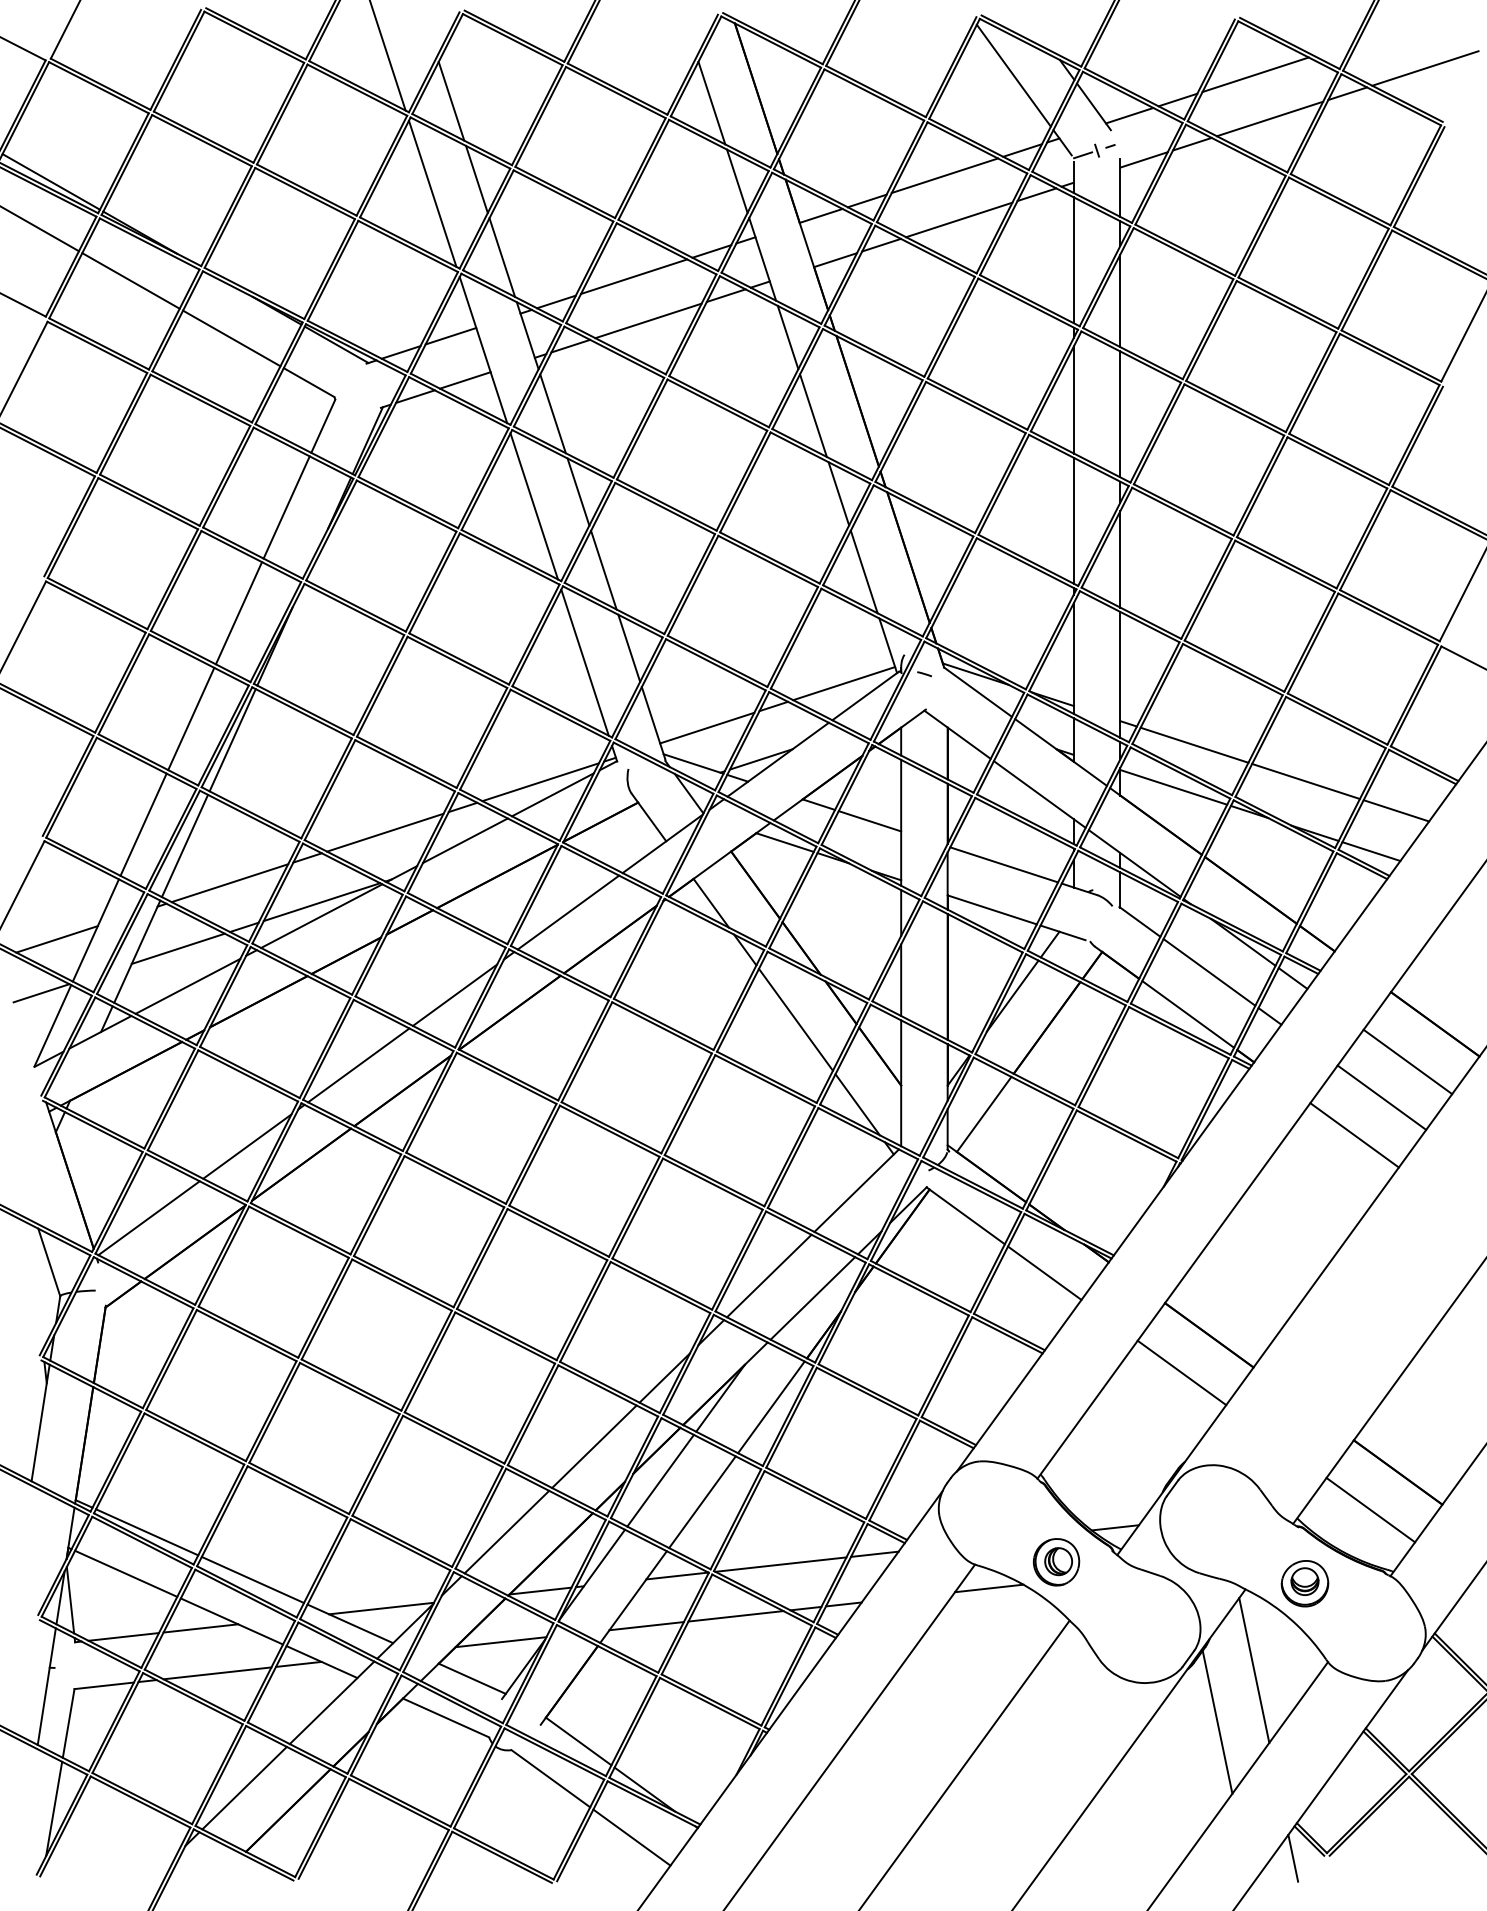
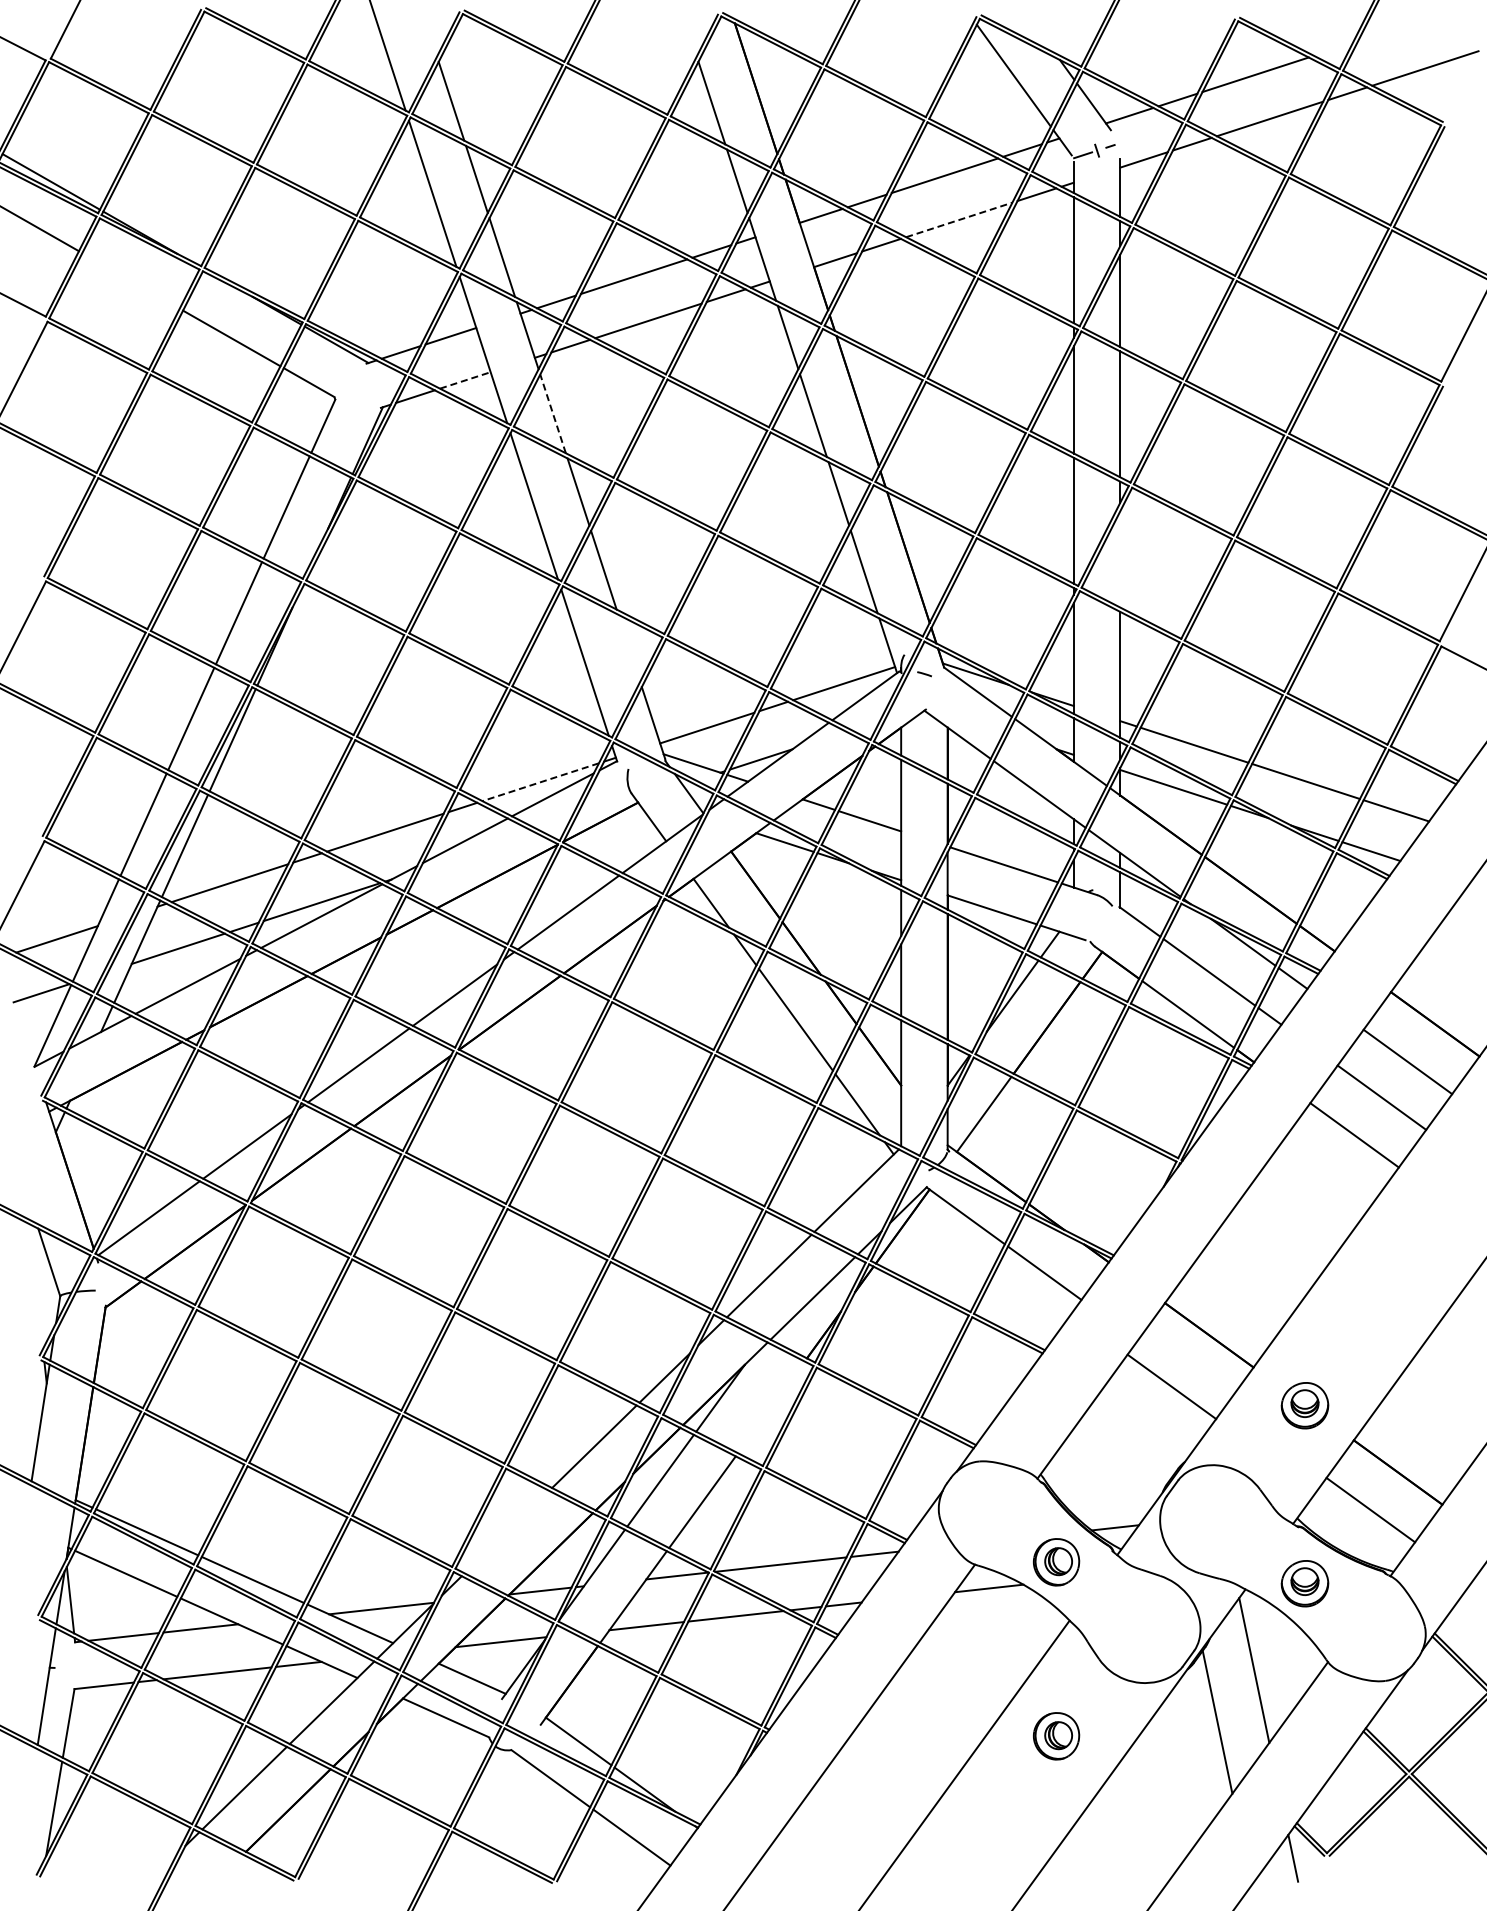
line: solid -> dashed (959, 219)
line: present -> none (130, 280)
line: solid -> dashed (465, 380)
line: solid -> dashed (552, 413)
line: present -> none (1120, 559)
line: present -> none (629, 647)
line: solid -> dashed (540, 782)
line position: (1181, 1372) -> (1171, 1386) (1171, 1386)
part: none -> present (1304, 1405)
line: present -> none (771, 1407)
line: present -> none (506, 1531)
part: none -> present (1056, 1736)
